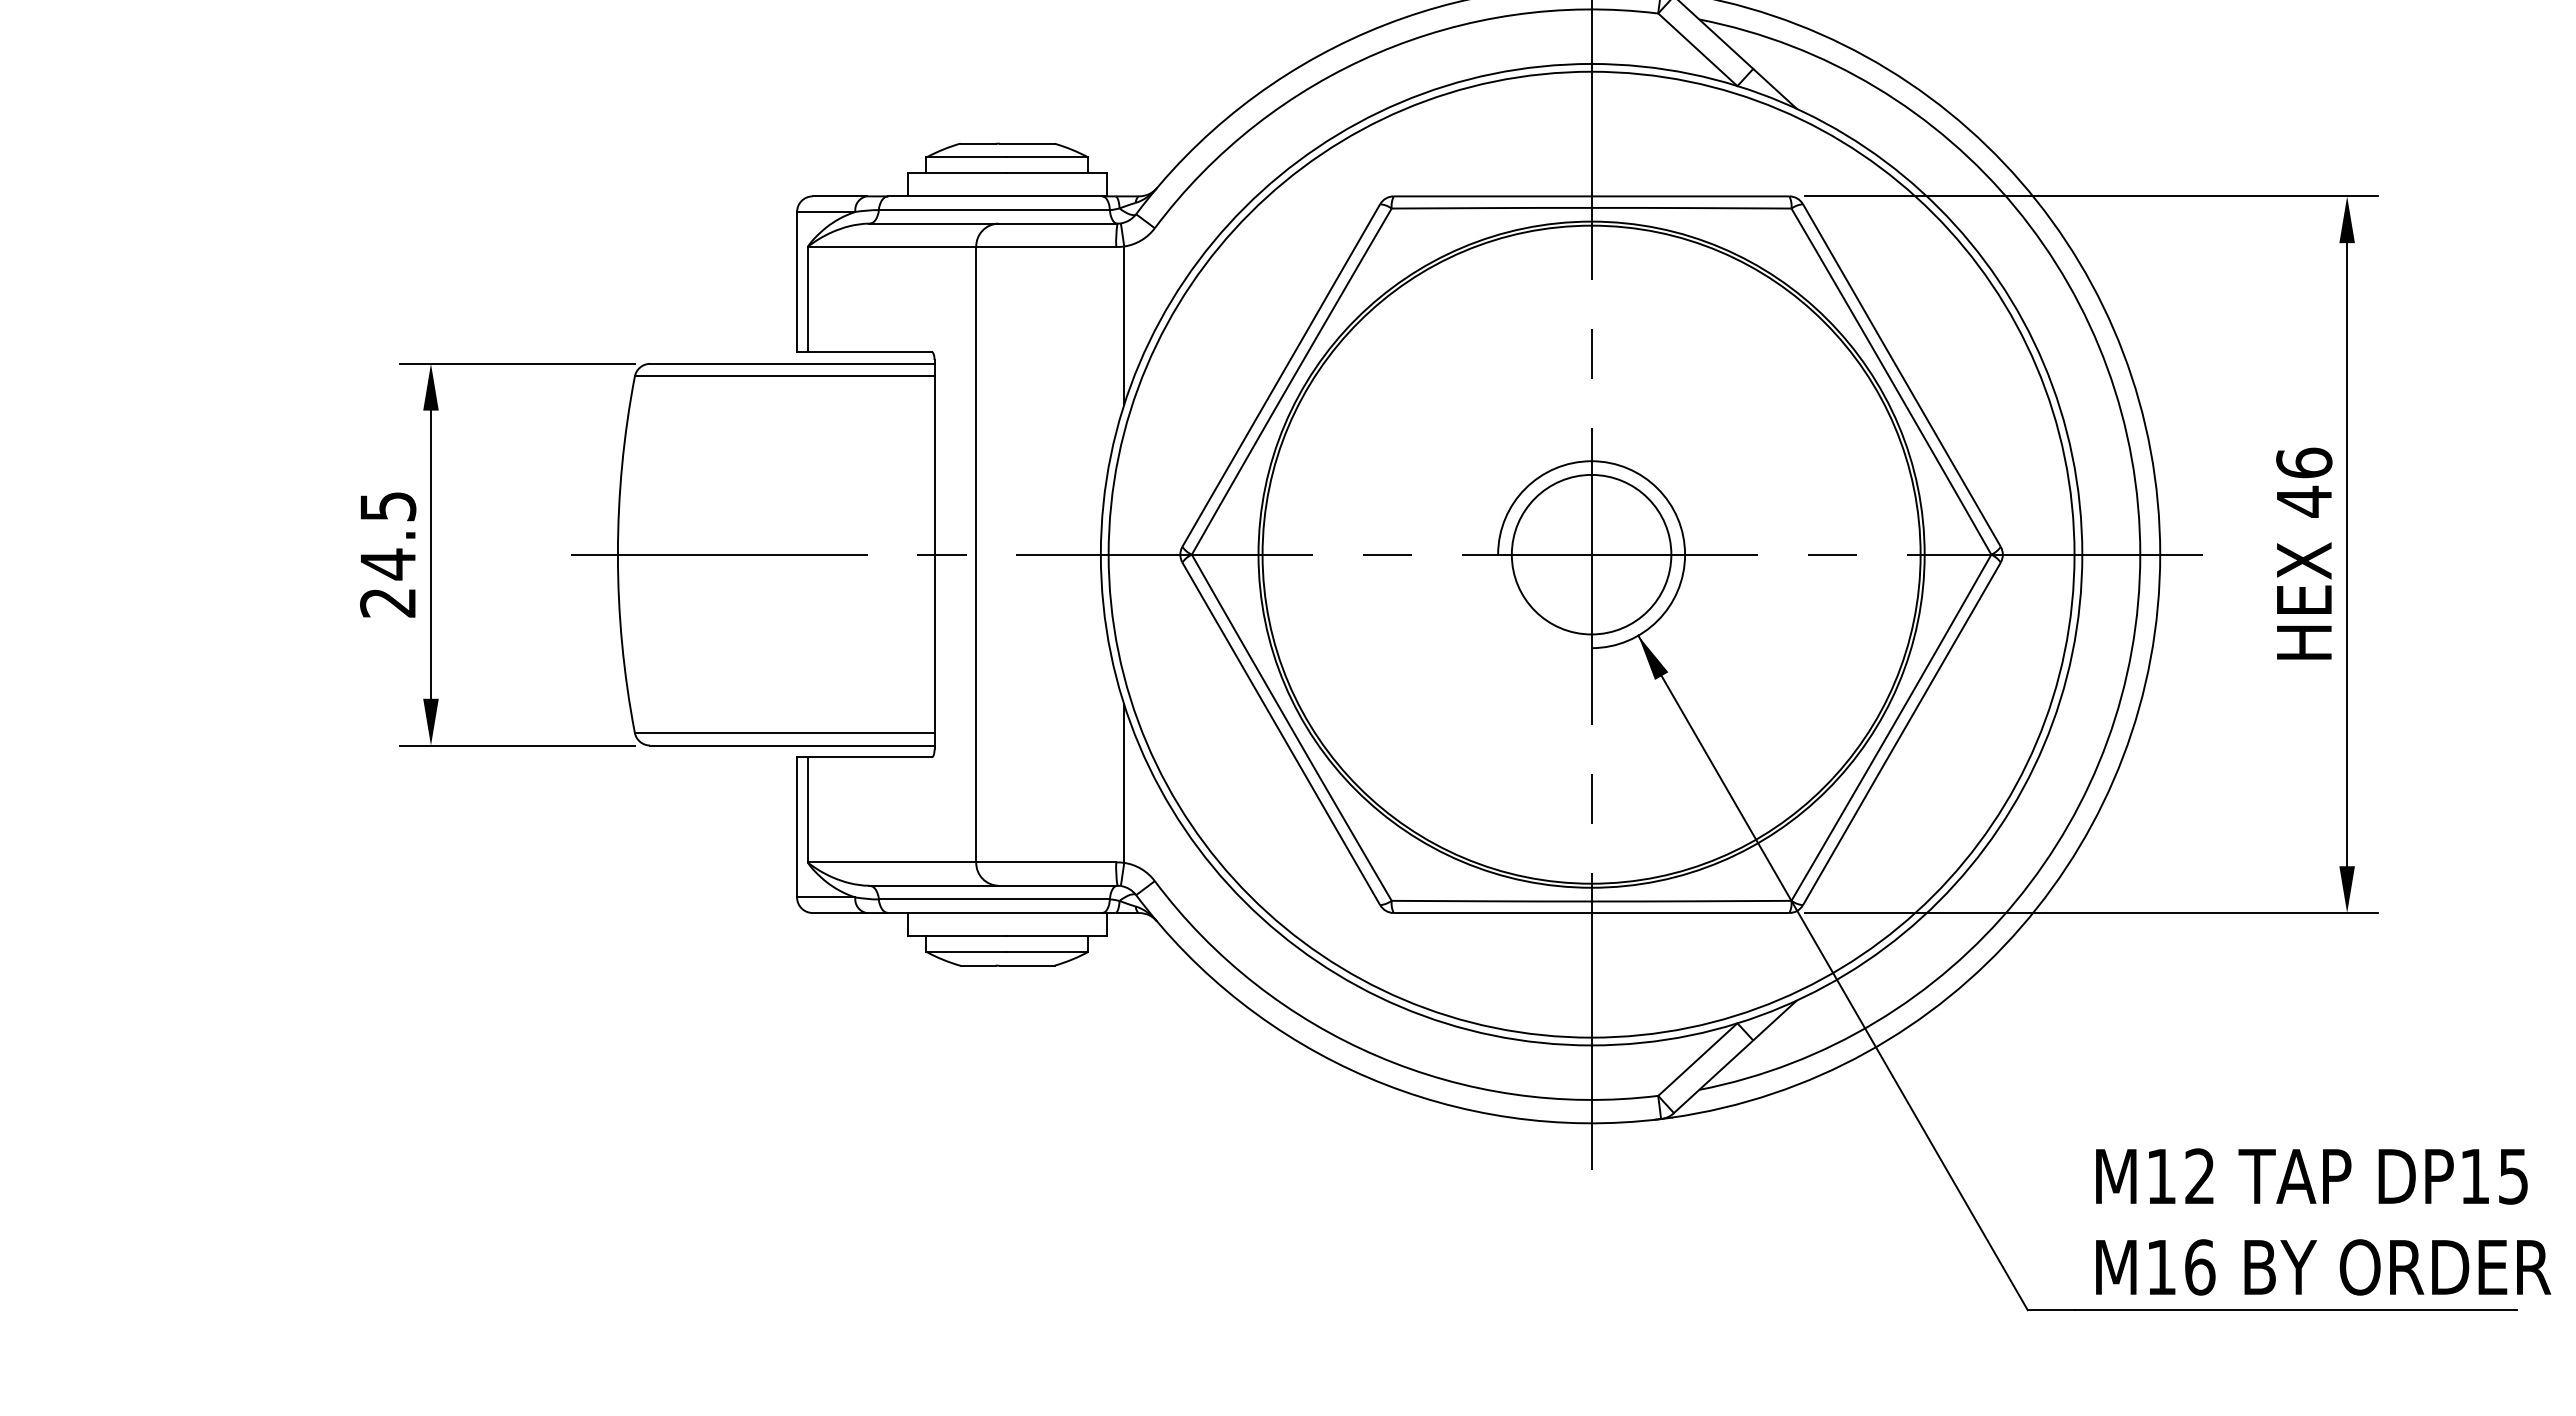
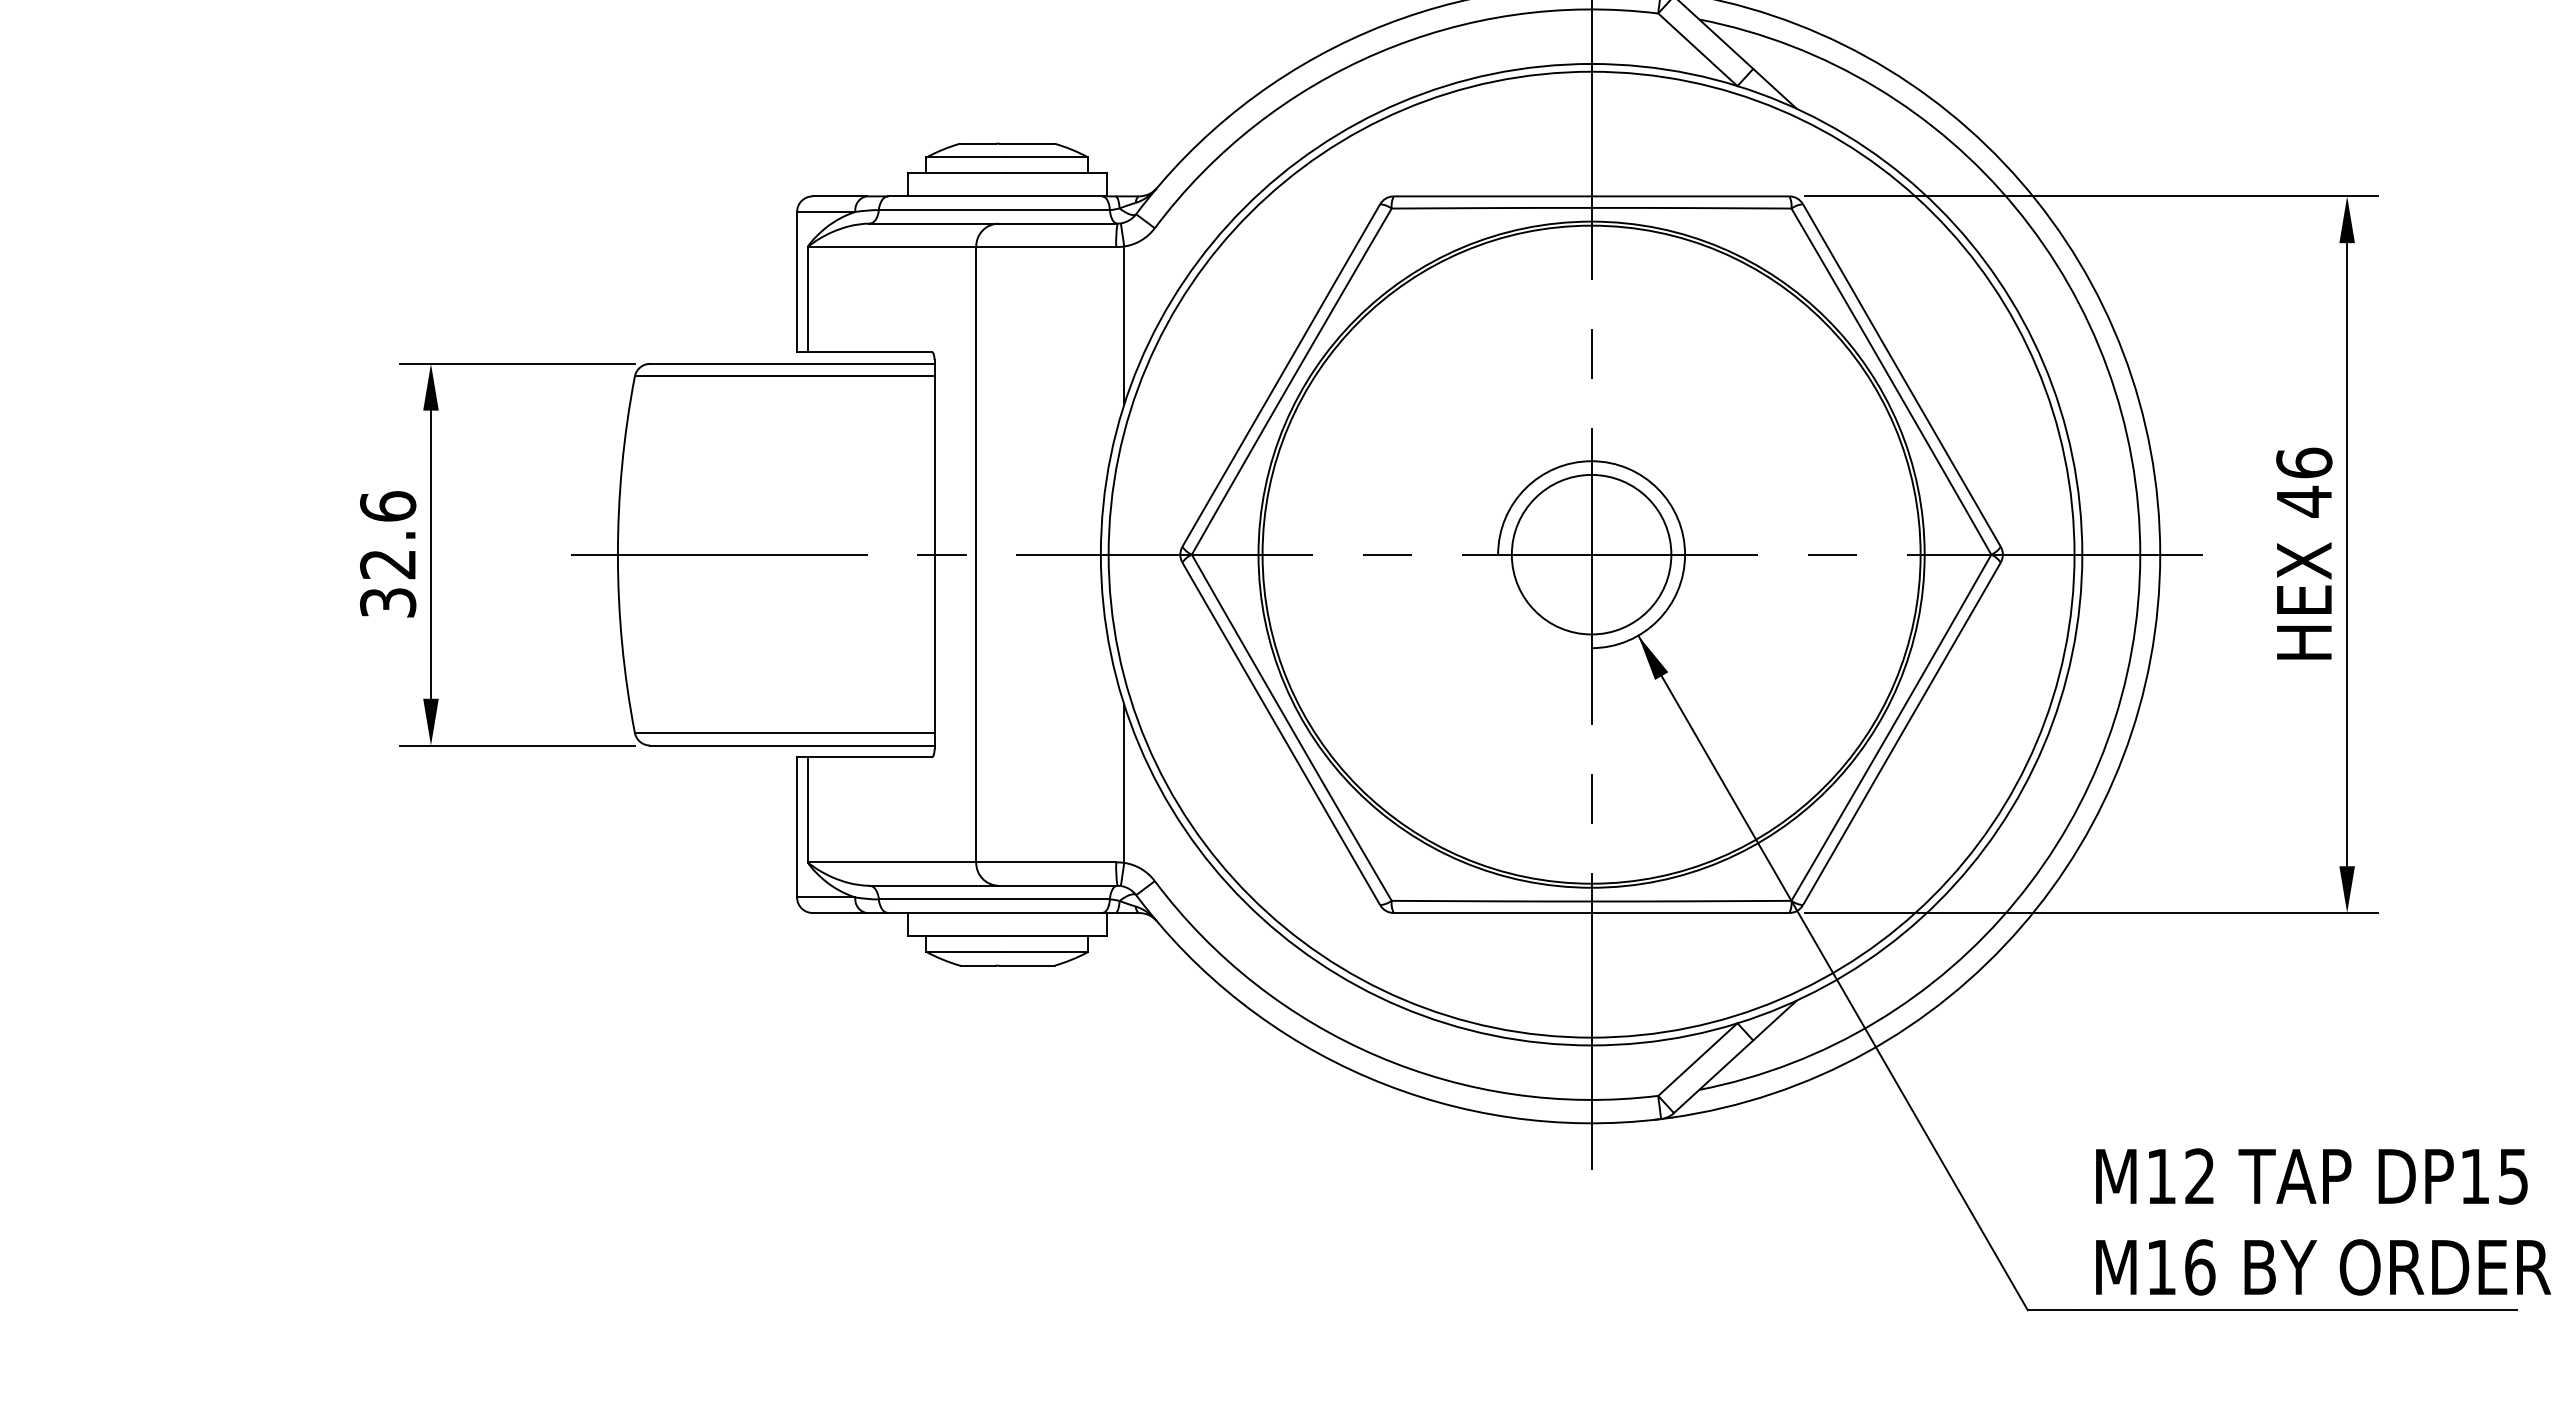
text: 24.5 -> 32.6 (388, 554)
